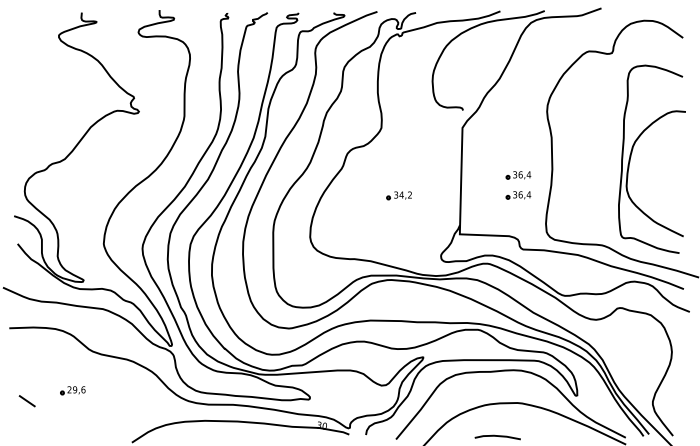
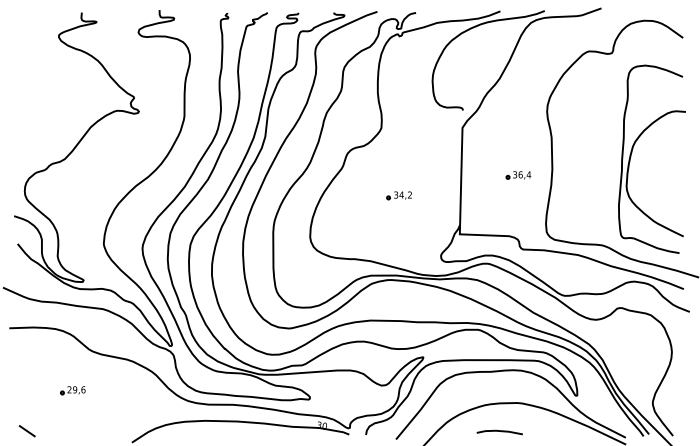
part: present -> none (518, 195)
line position: (26, 401) -> (26, 431) (26, 431)
line position: (497, 436) -> (499, 431) (499, 431)
